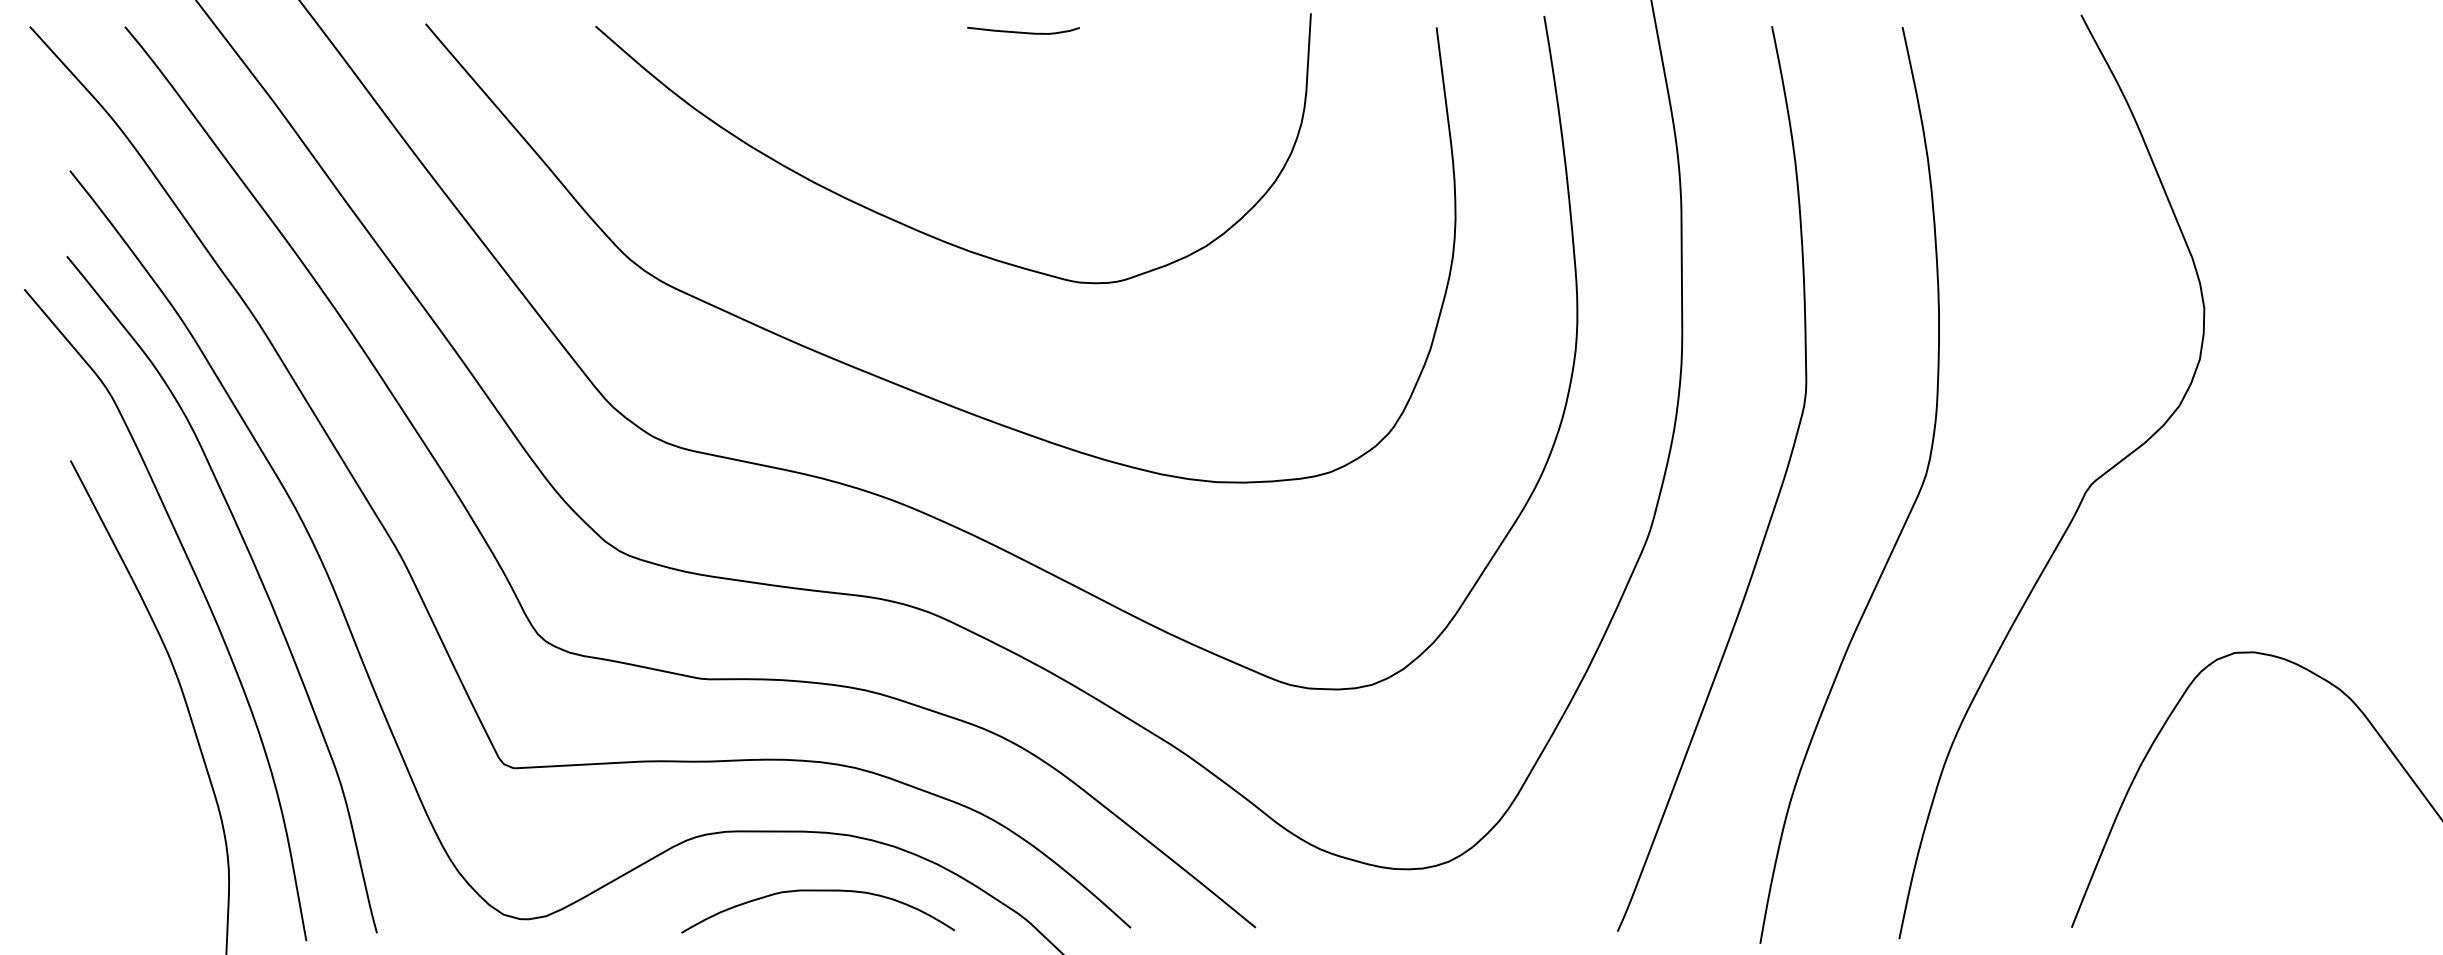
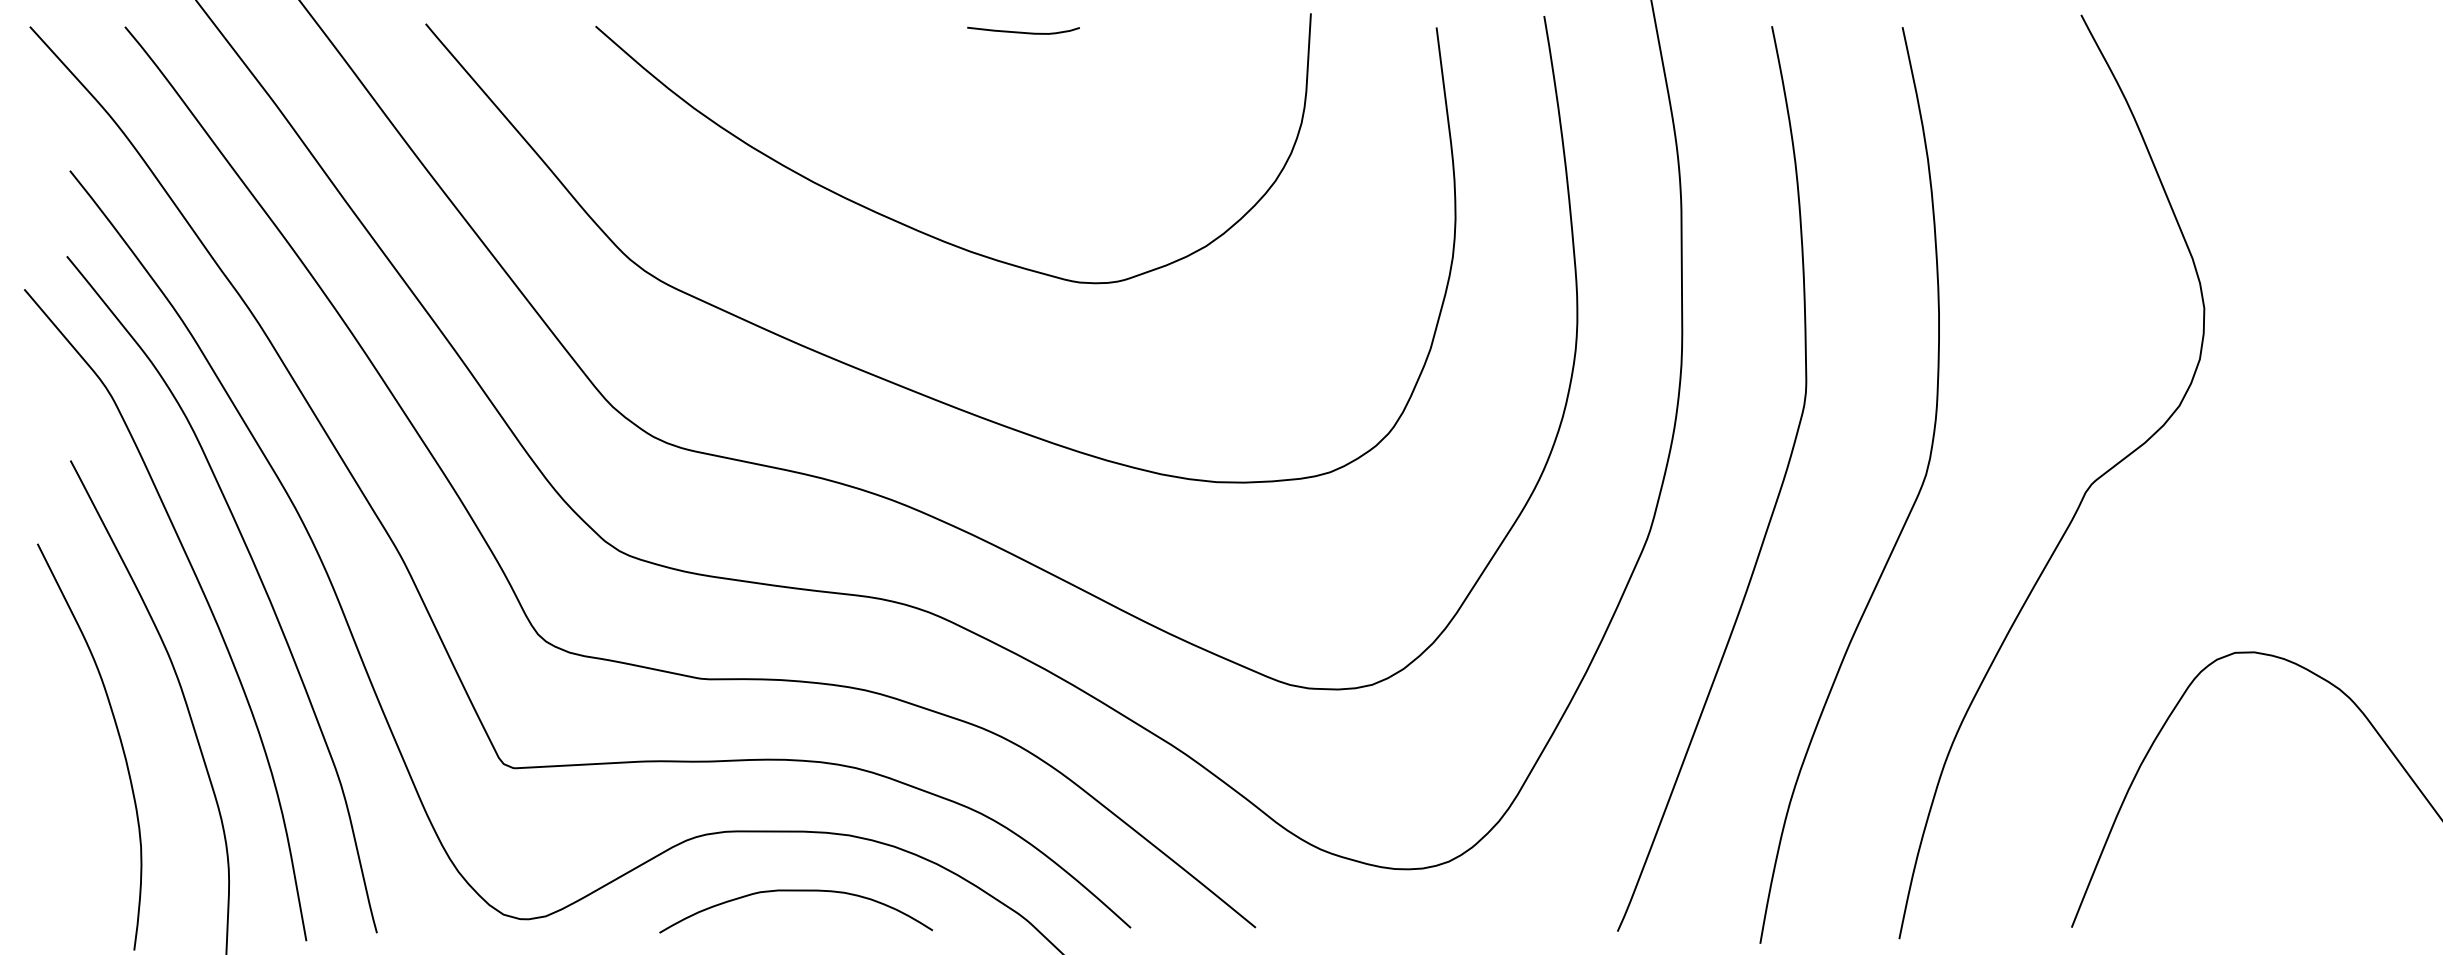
curve: none -> present (119, 740)
curve position: (818, 891) -> (796, 891) (796, 891)
